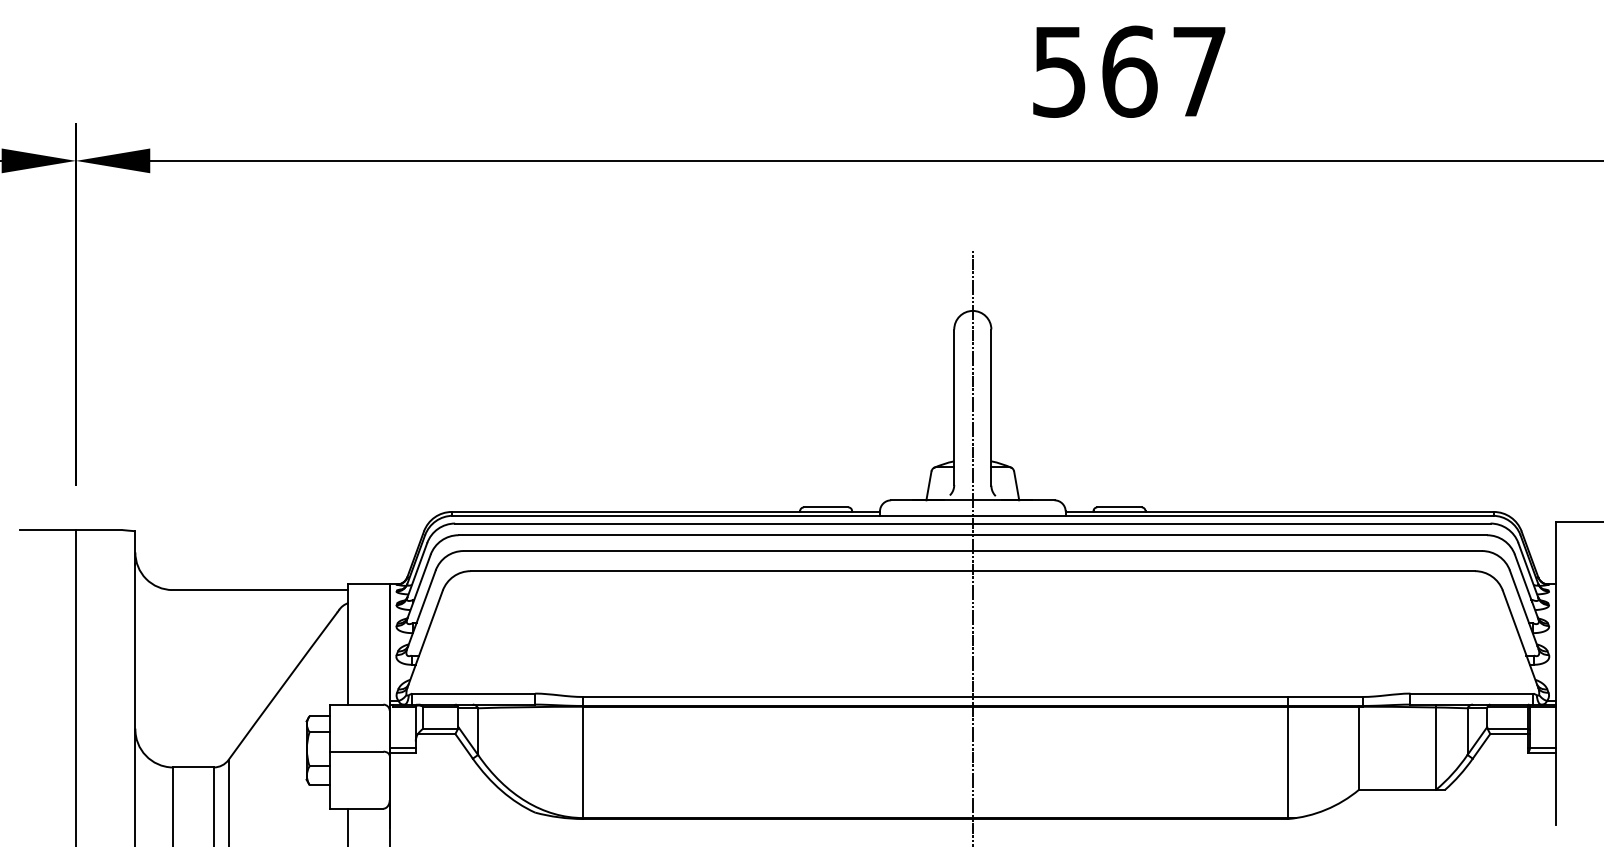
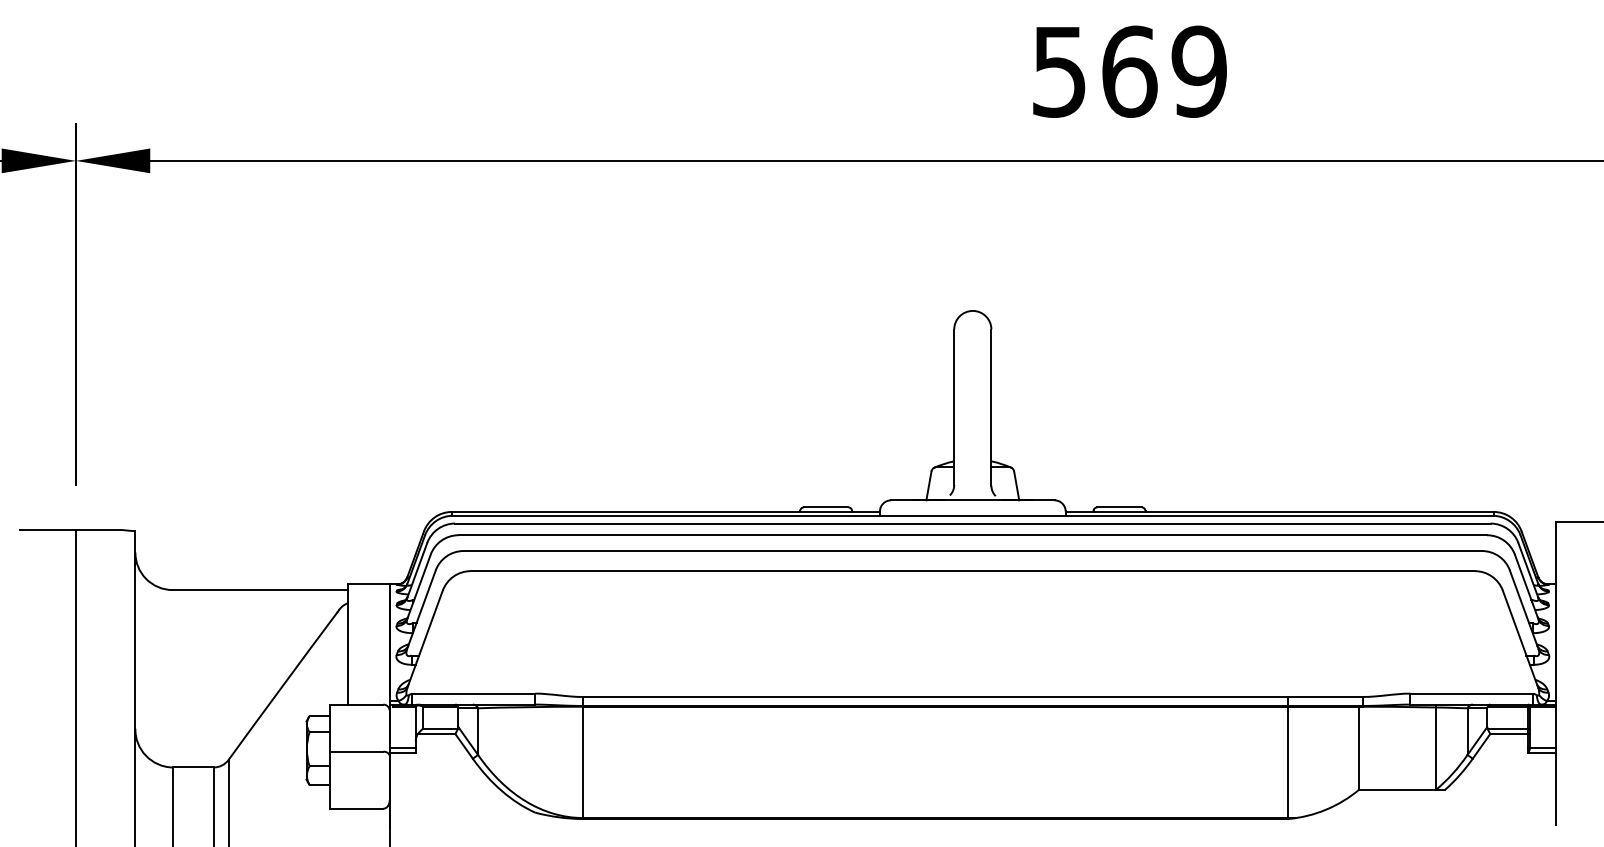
text: 567 -> 569 (1198, 71)
line: present -> none (972, 547)
line: present -> none (347, 825)
